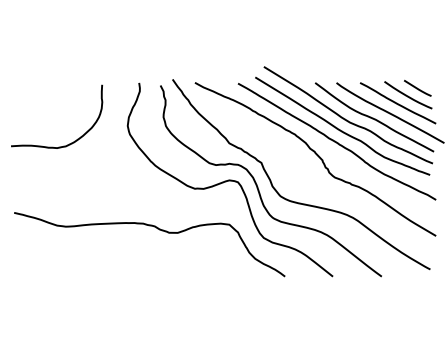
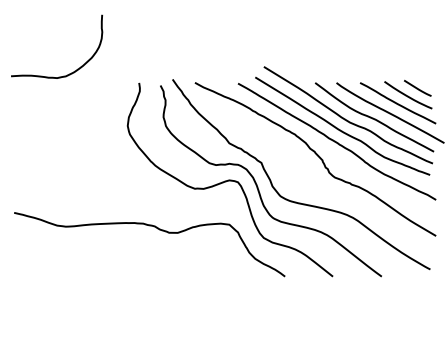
curve position: (74, 140) -> (74, 70) (74, 70)
